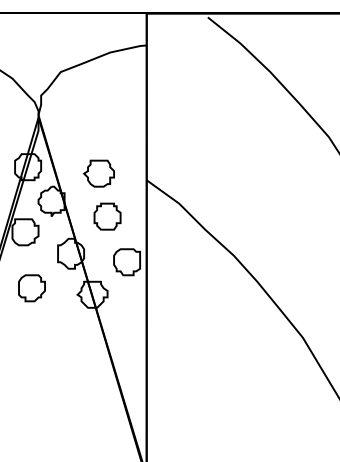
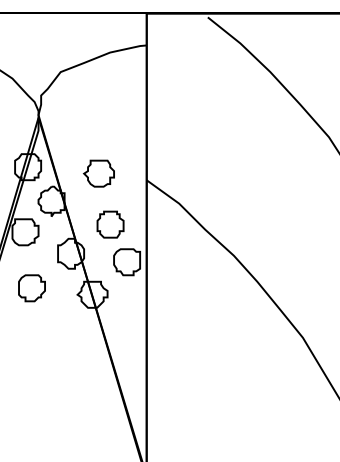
part position: (107, 216) -> (110, 224) (110, 224)
